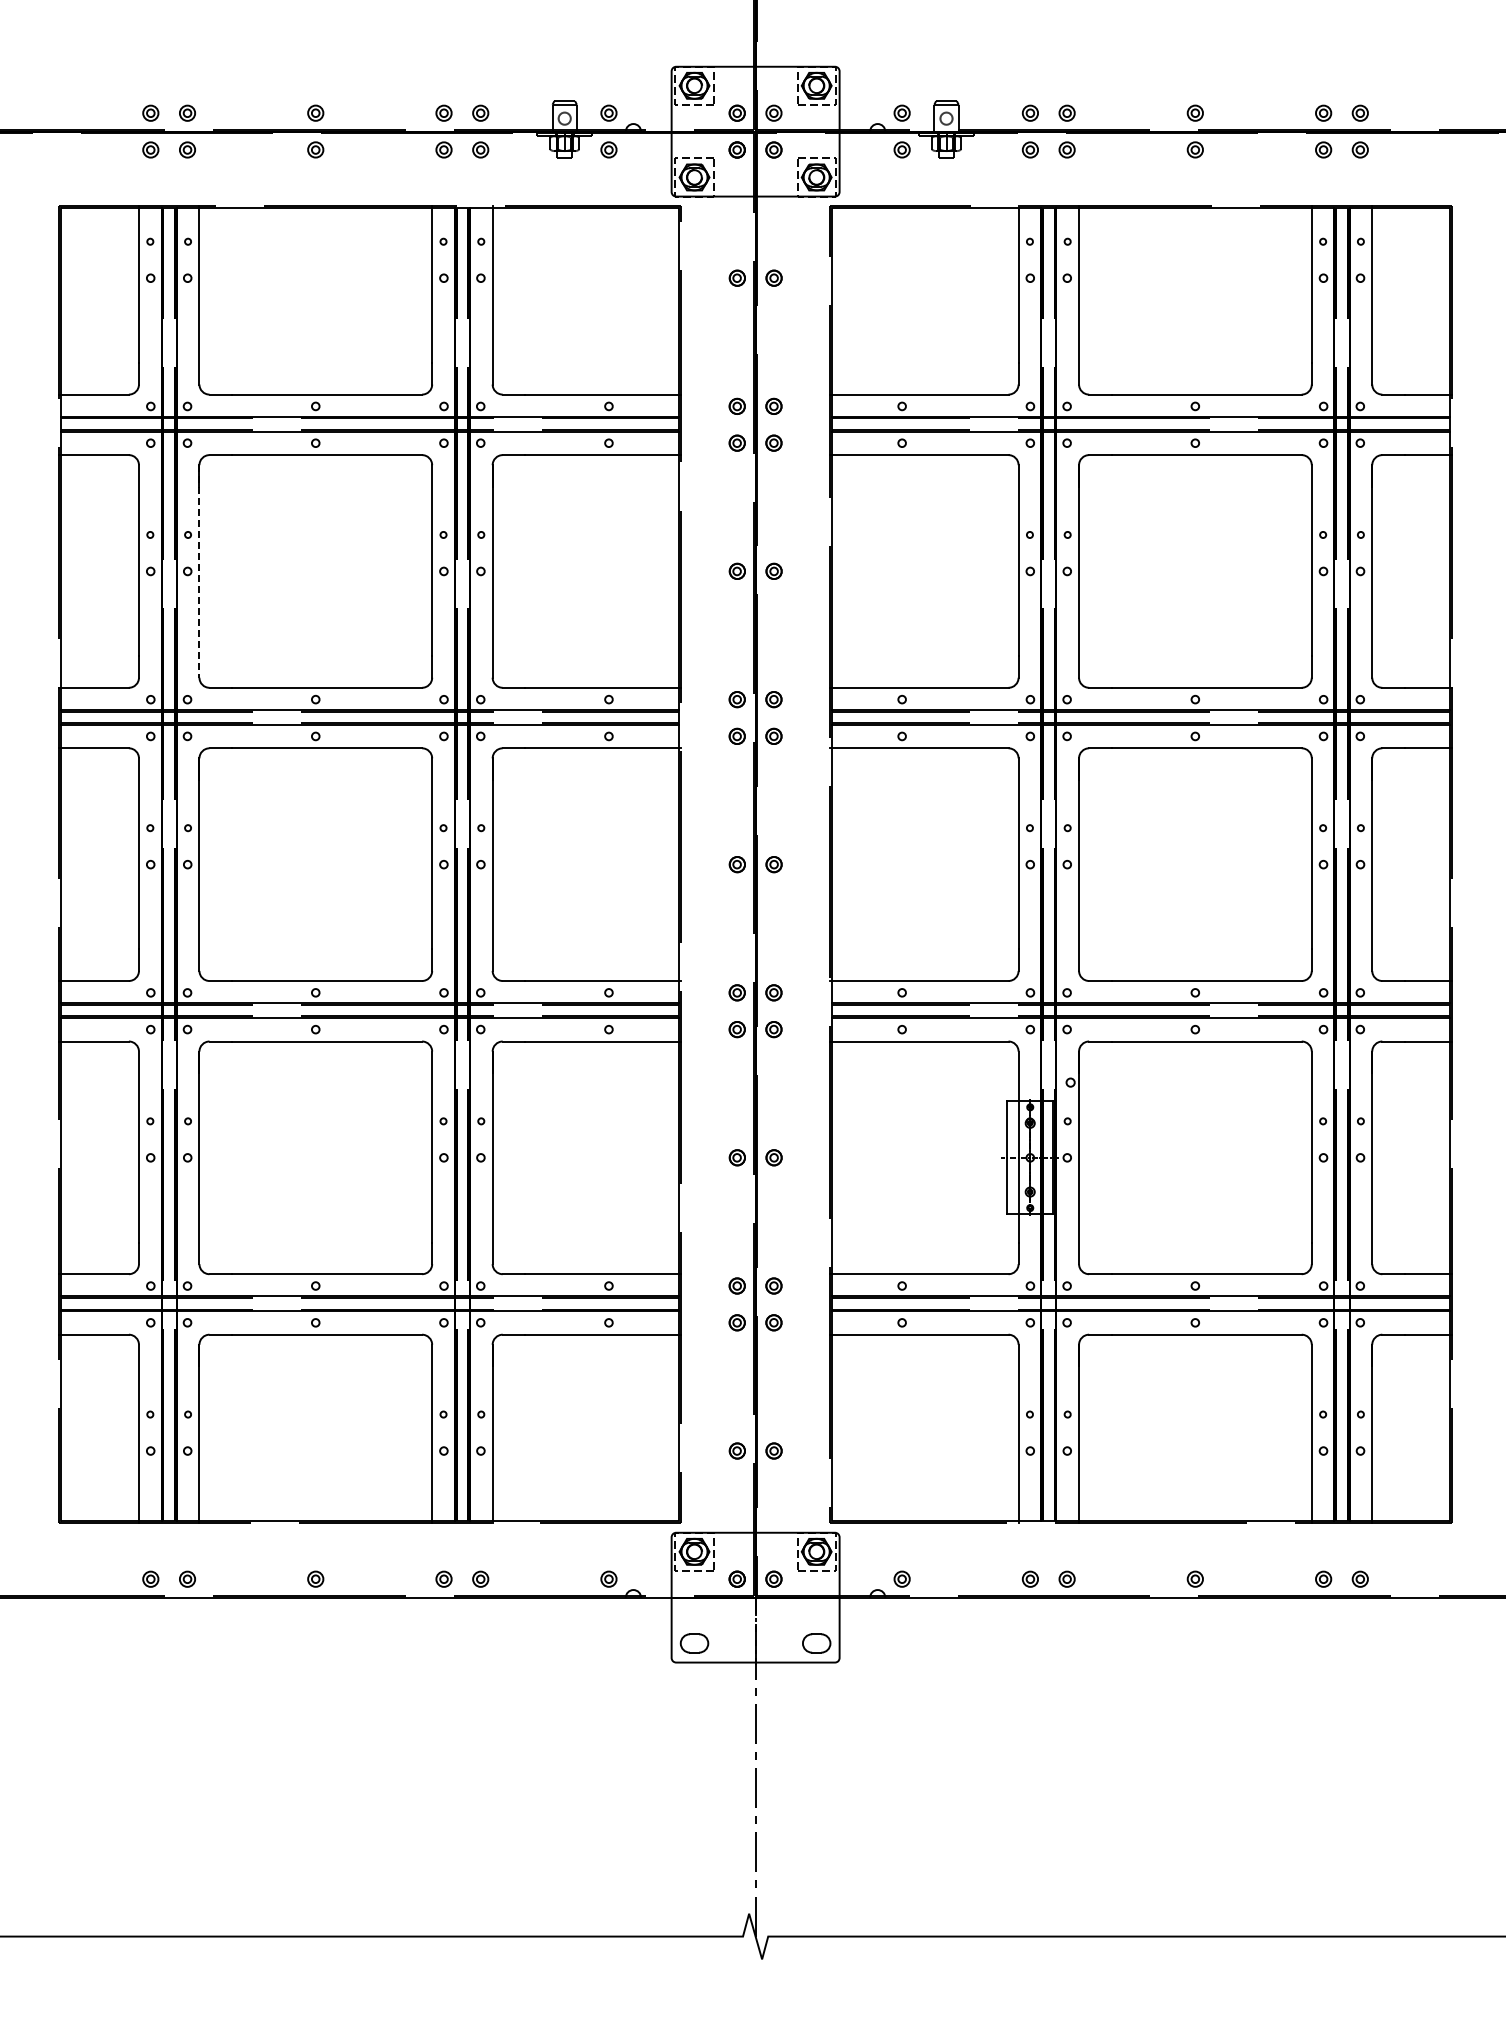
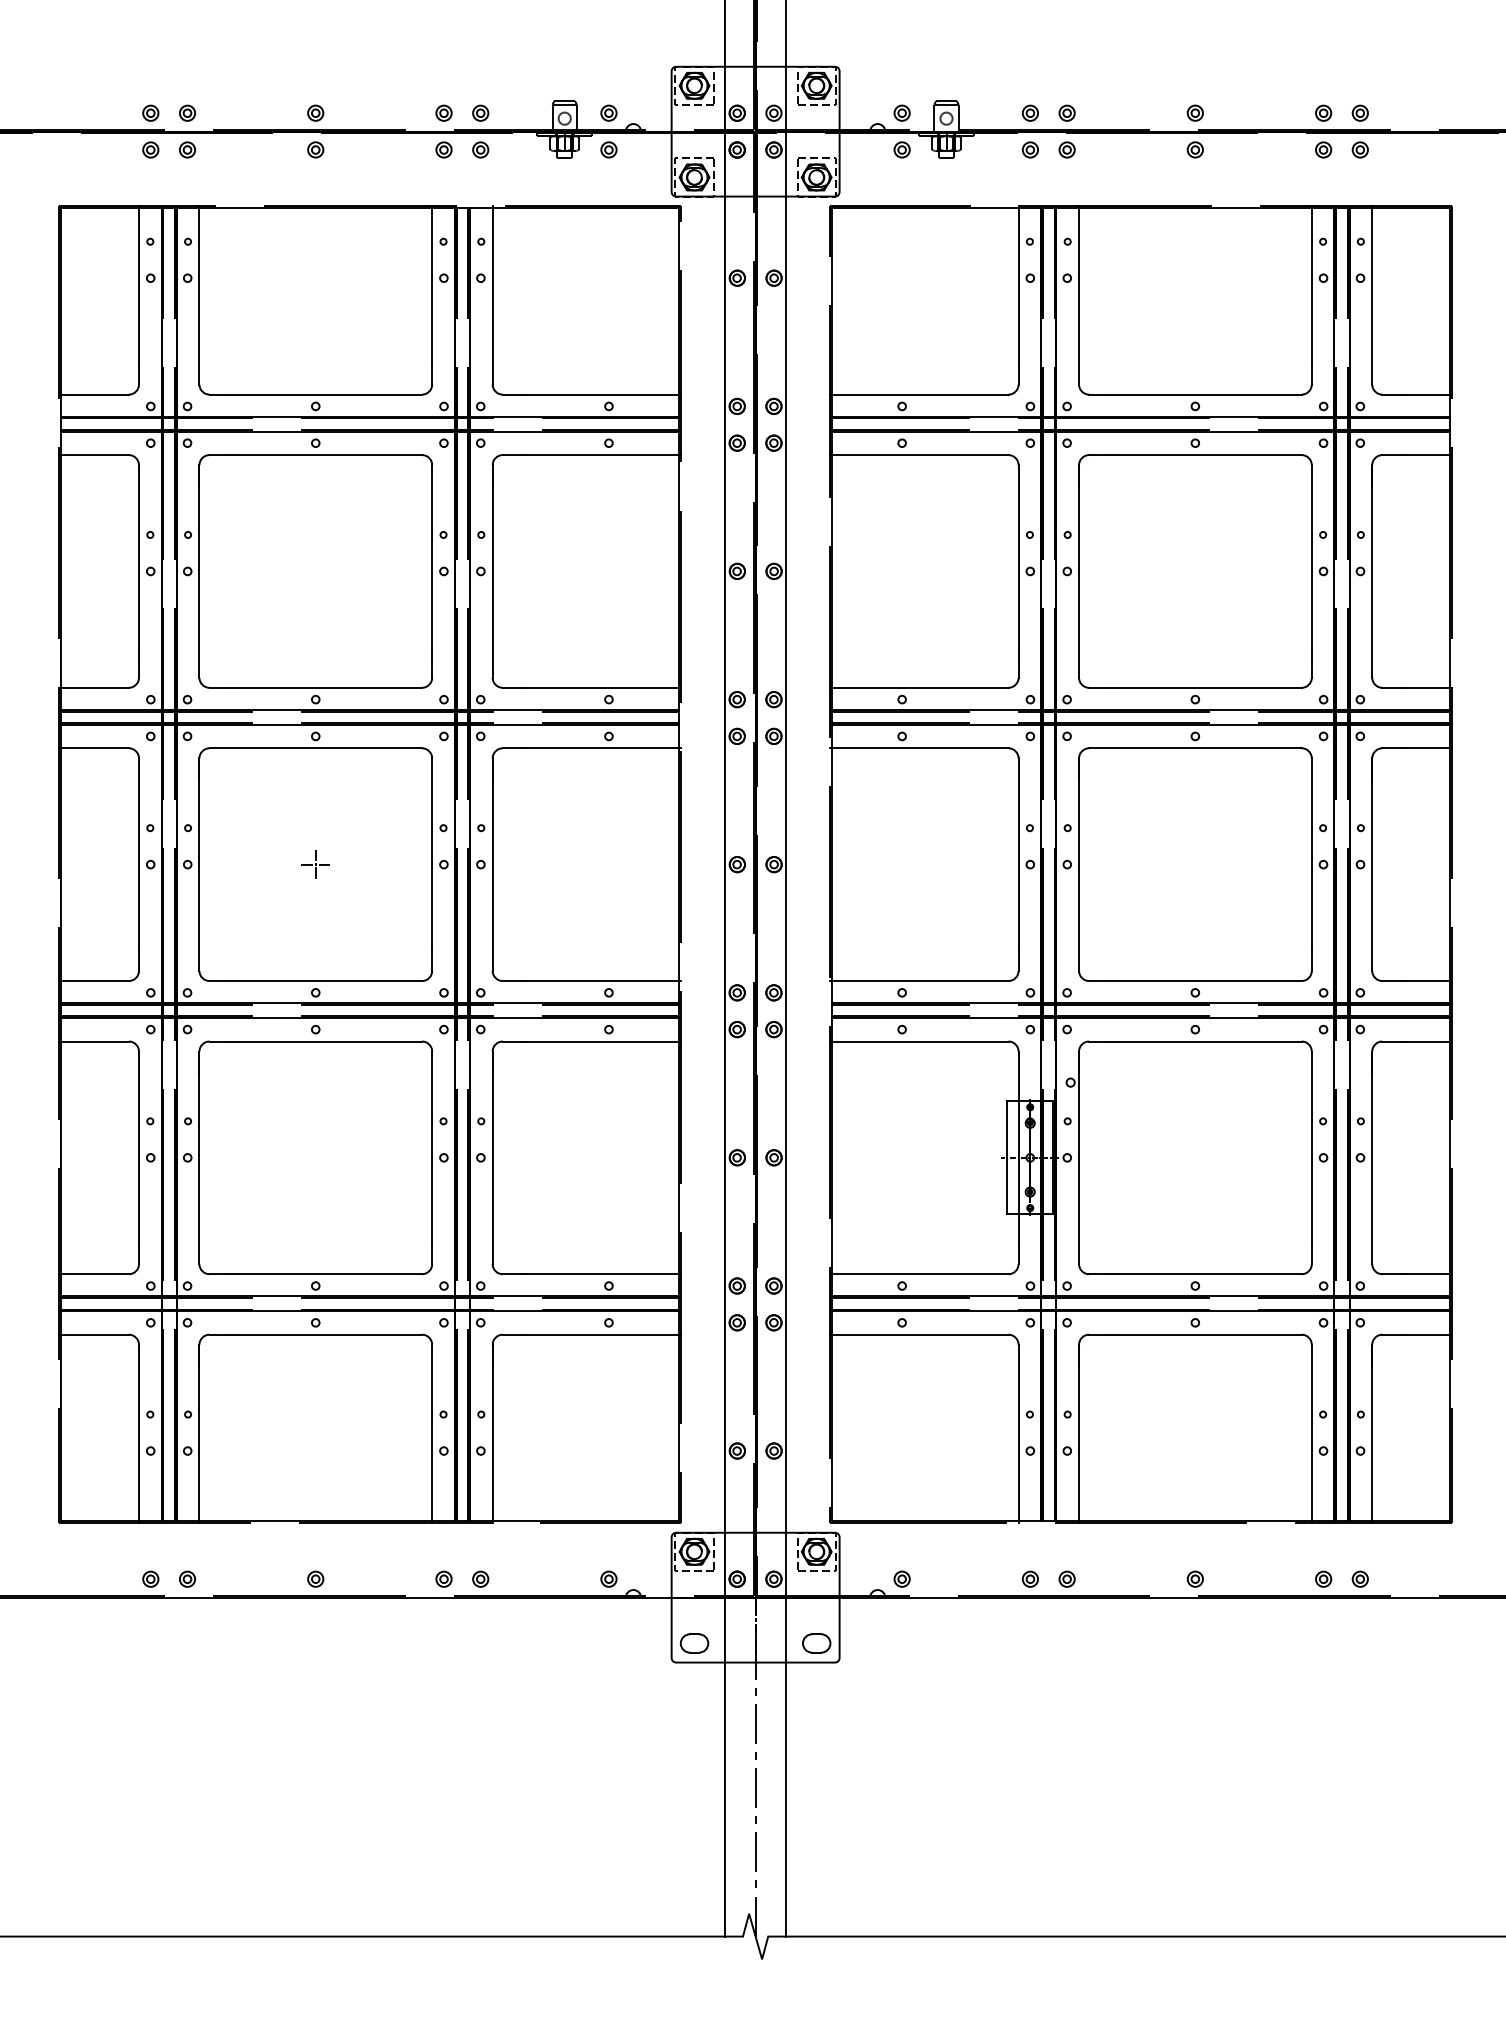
line: dashed -> solid (199, 571)
part: none -> present (315, 864)
line: none -> present (725, 969)
line: none -> present (786, 969)
